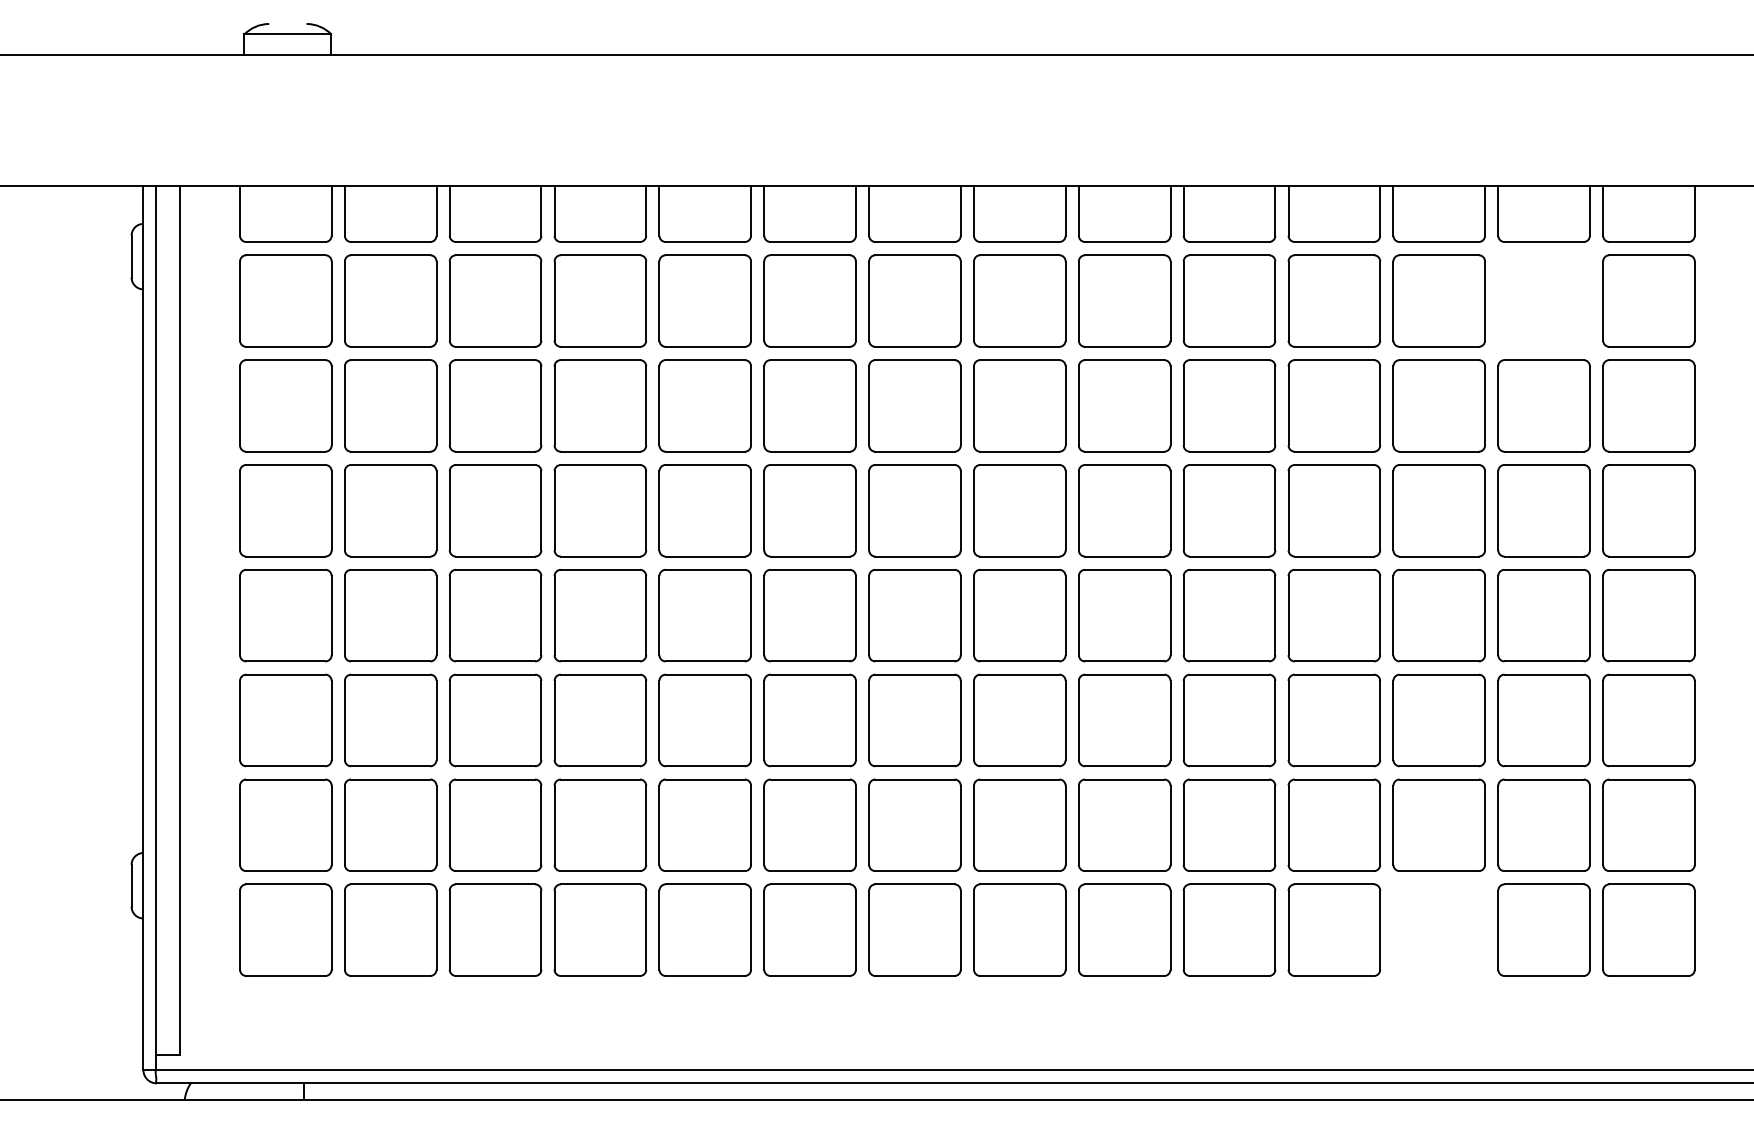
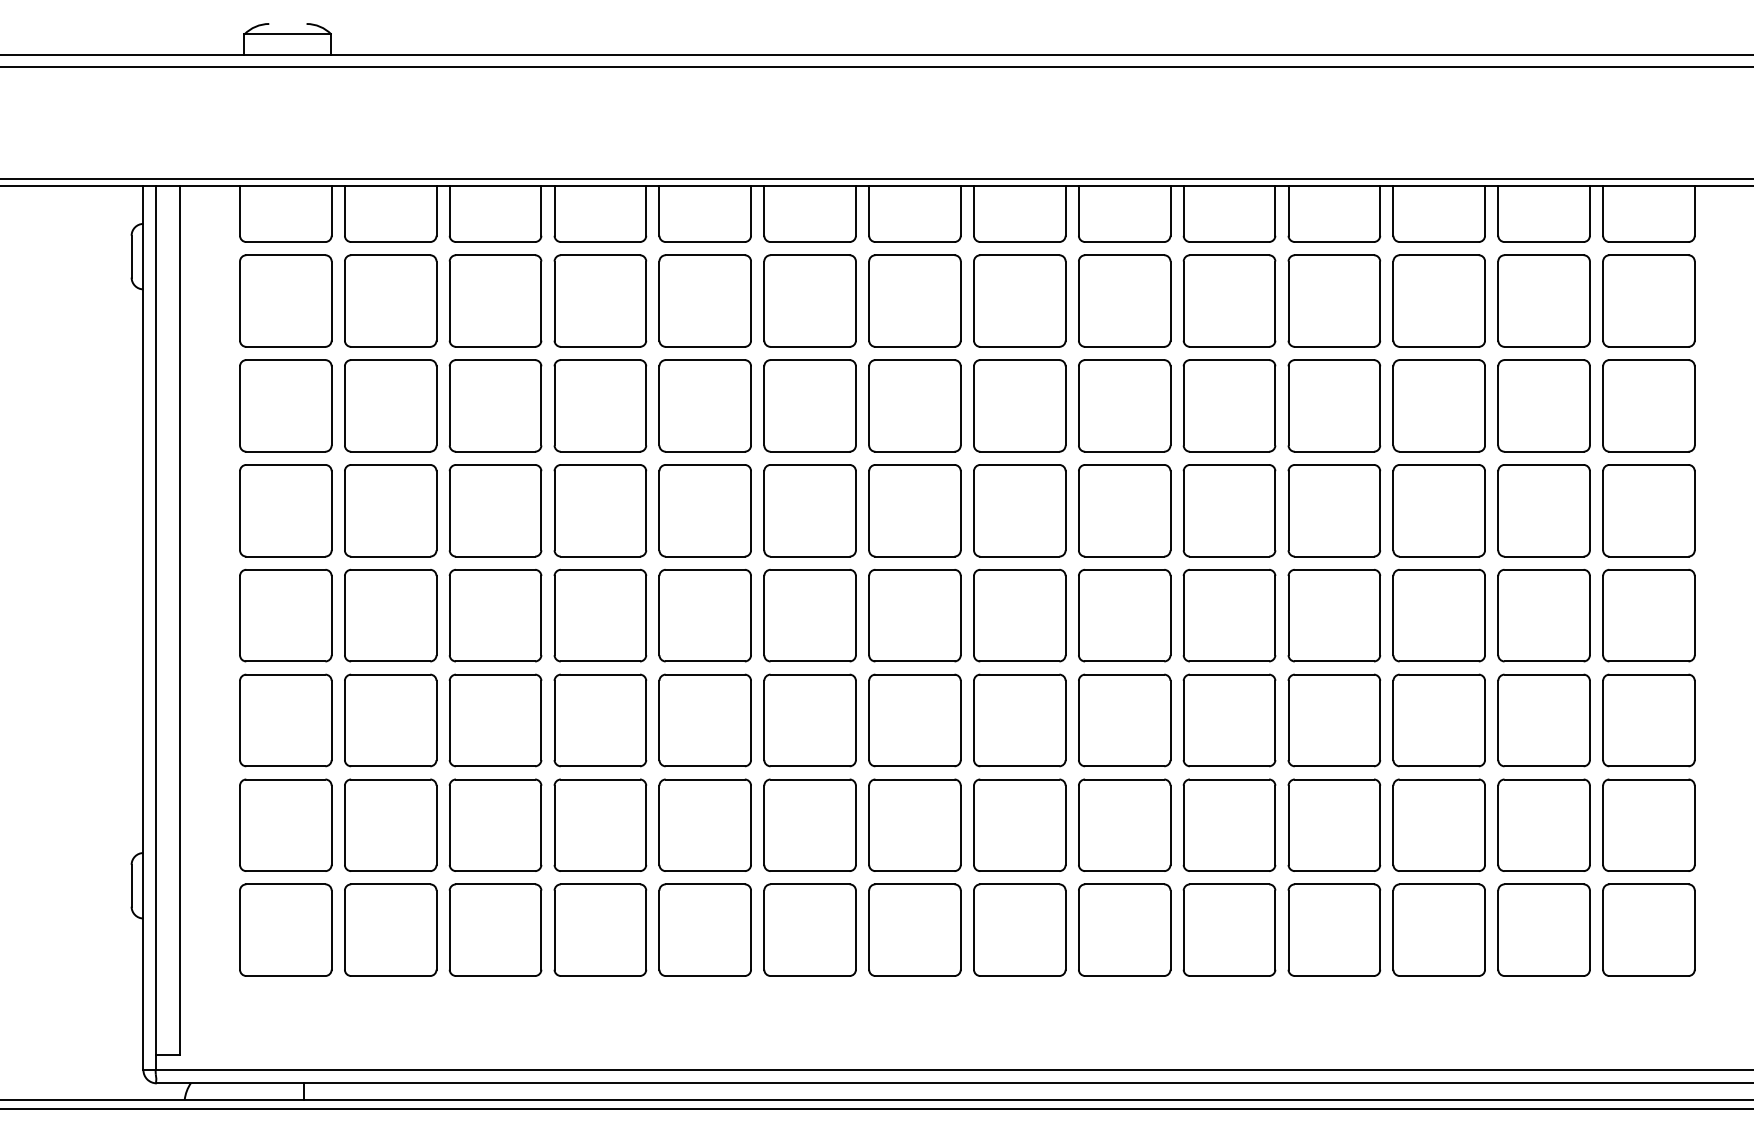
line: none -> present (876, 67)
line: none -> present (876, 179)
part: none -> present (1543, 300)
part: none -> present (1438, 929)
line: none -> present (876, 1108)
